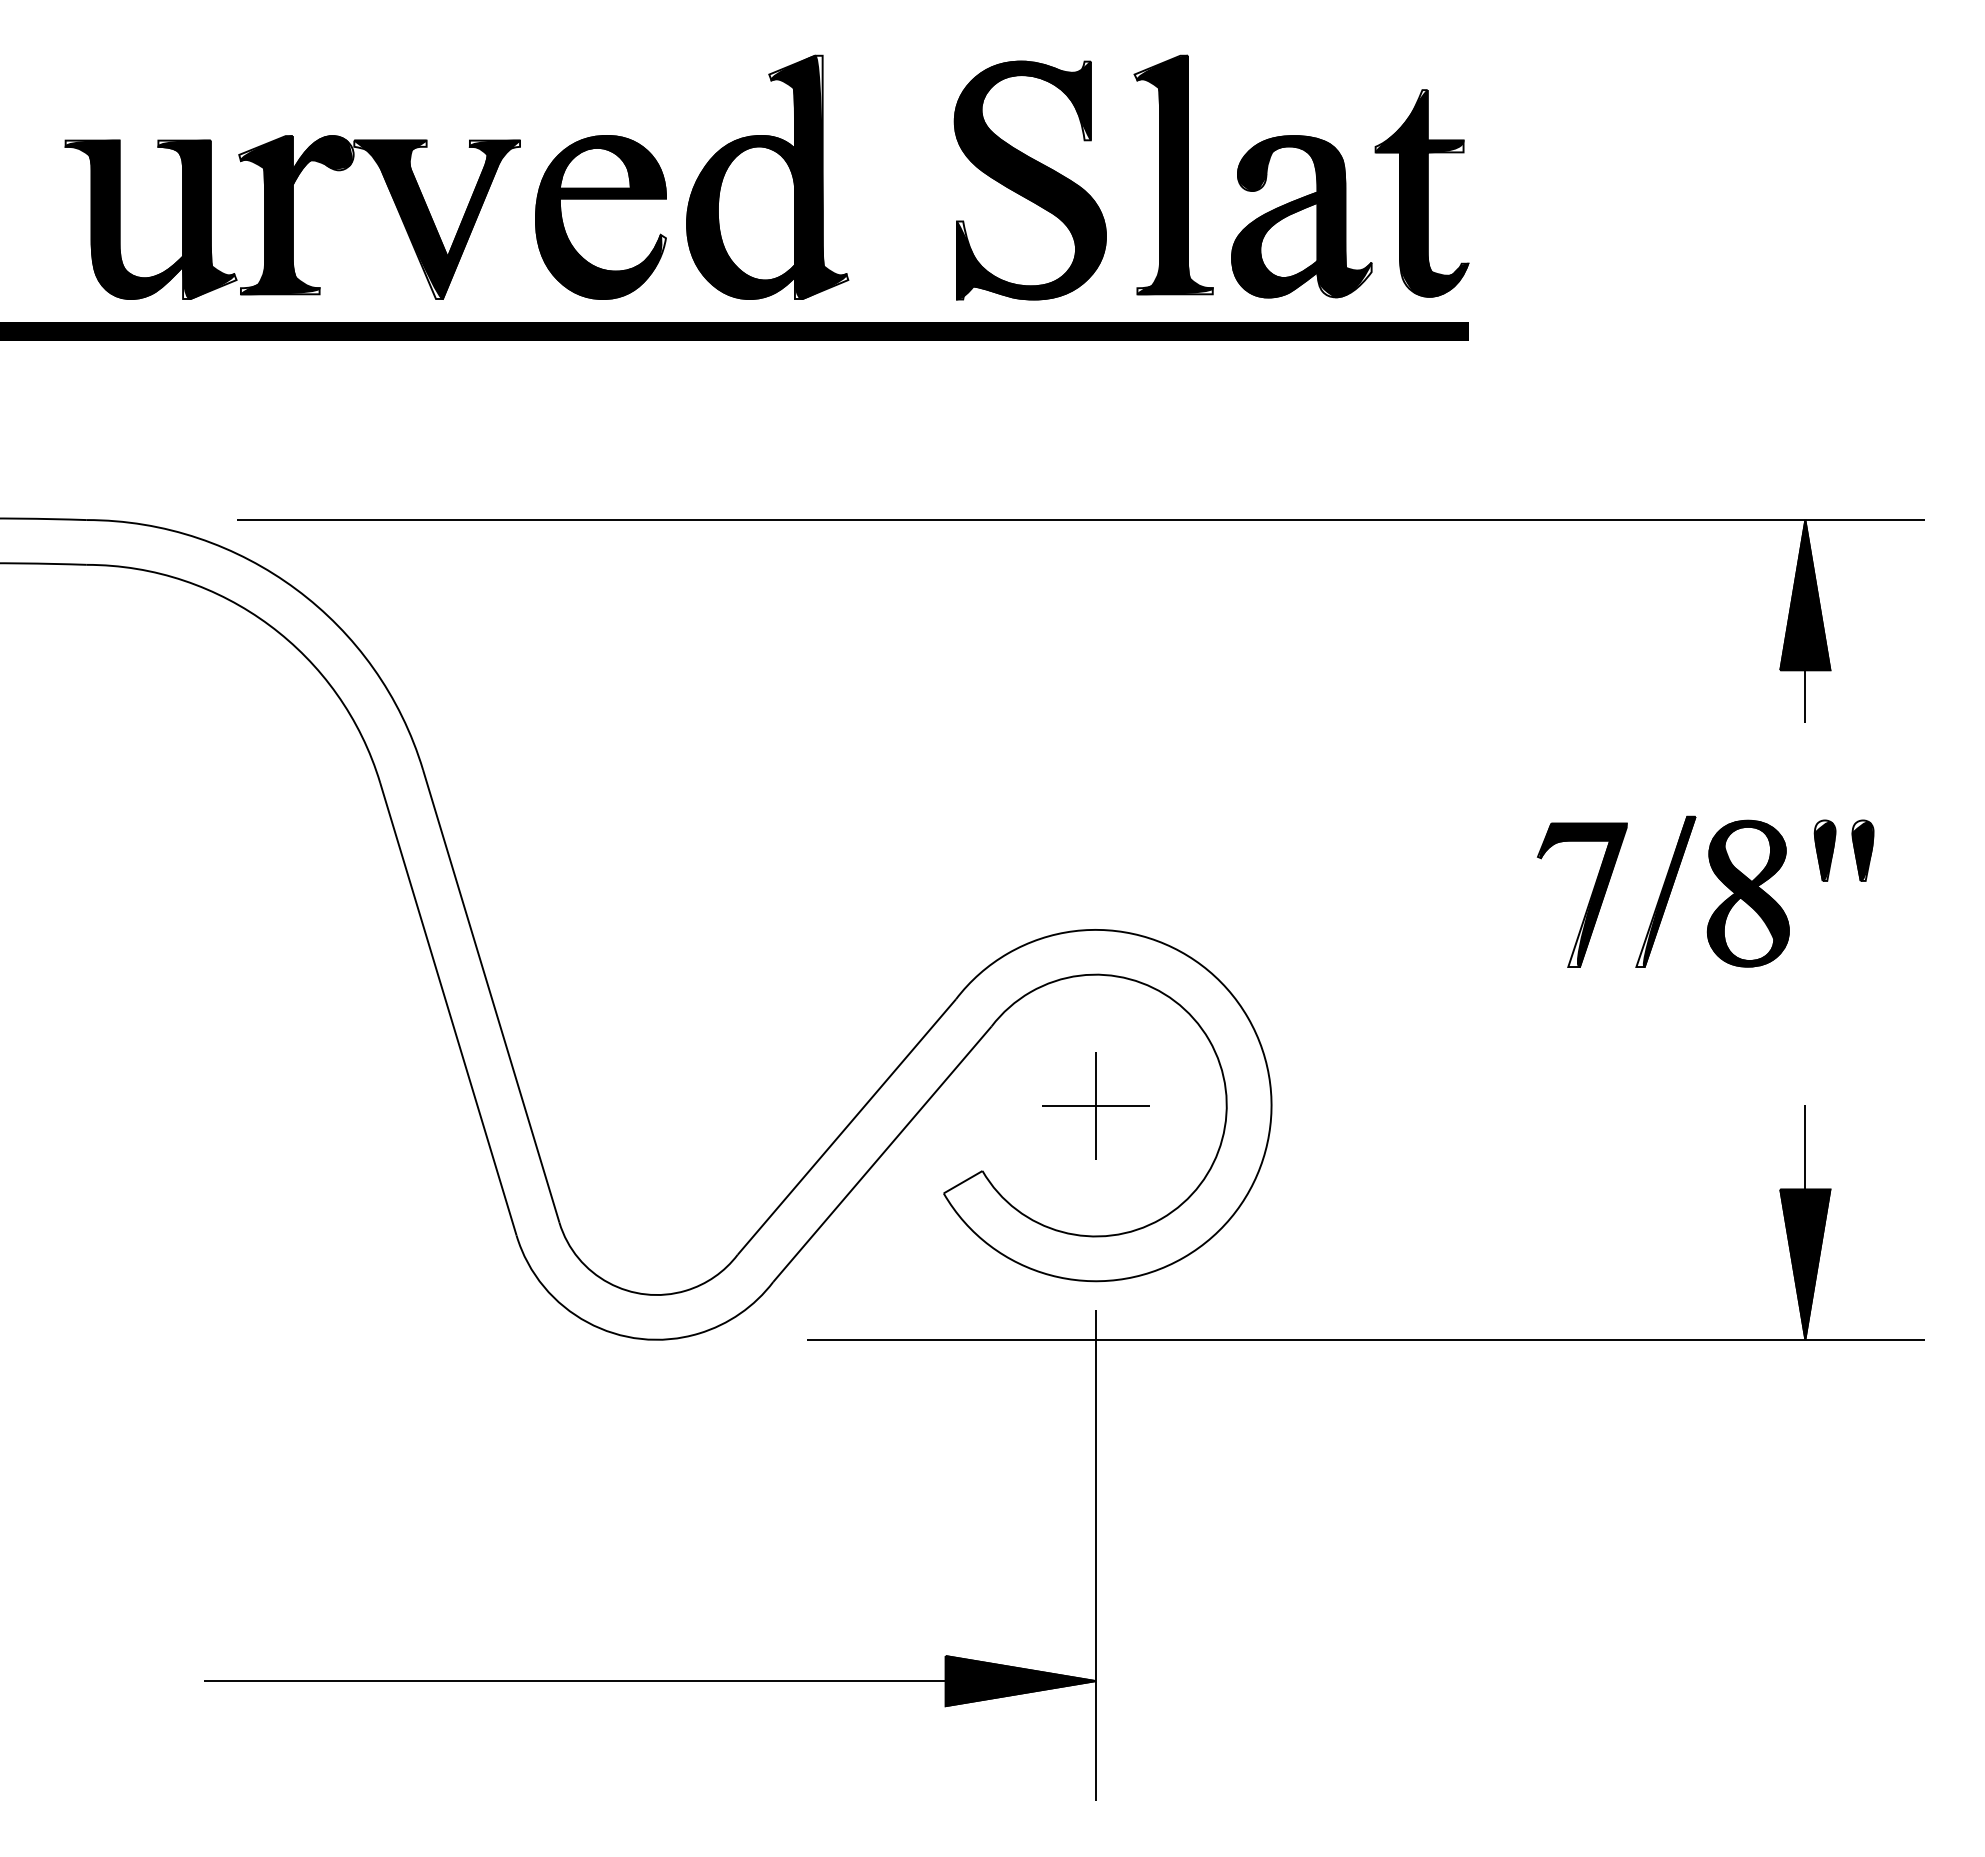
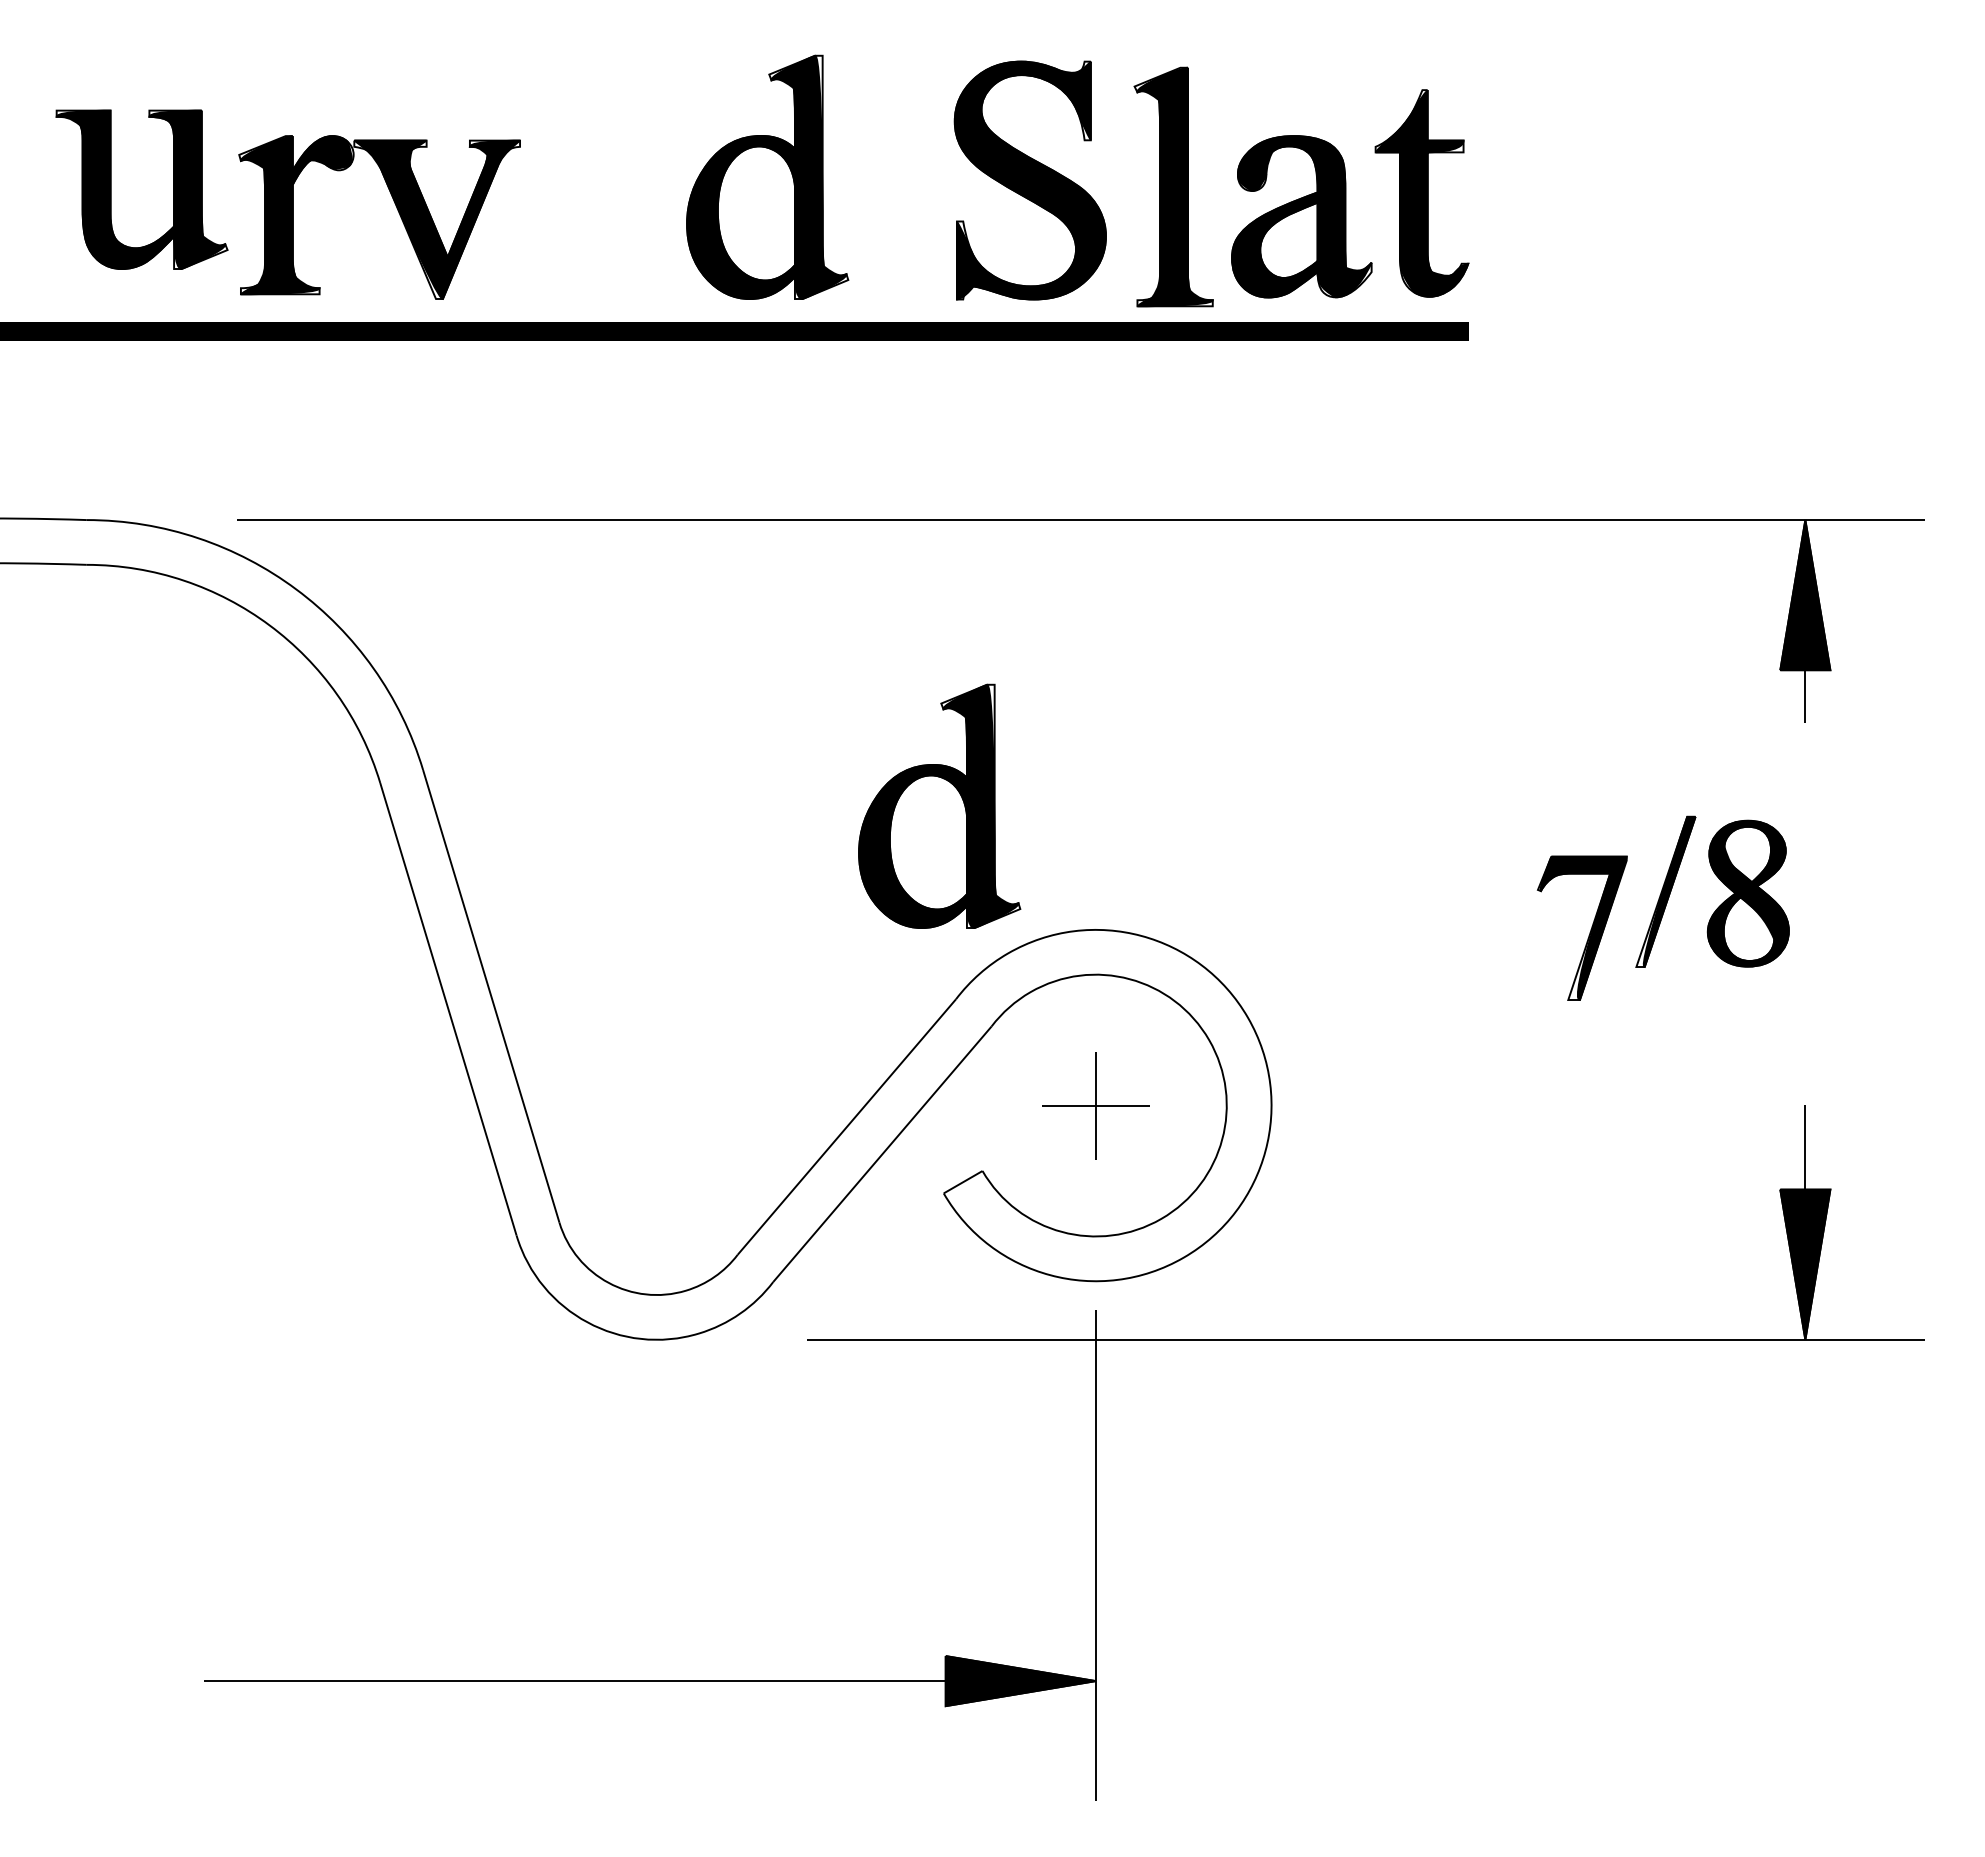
part position: (1173, 174) -> (1173, 186) (1173, 186)
part: present -> none (600, 199)
part position: (120, 219) -> (111, 189) (111, 189)
part: none -> present (939, 805)
part: present -> none (1834, 848)
part position: (1590, 896) -> (1590, 929) (1590, 929)
